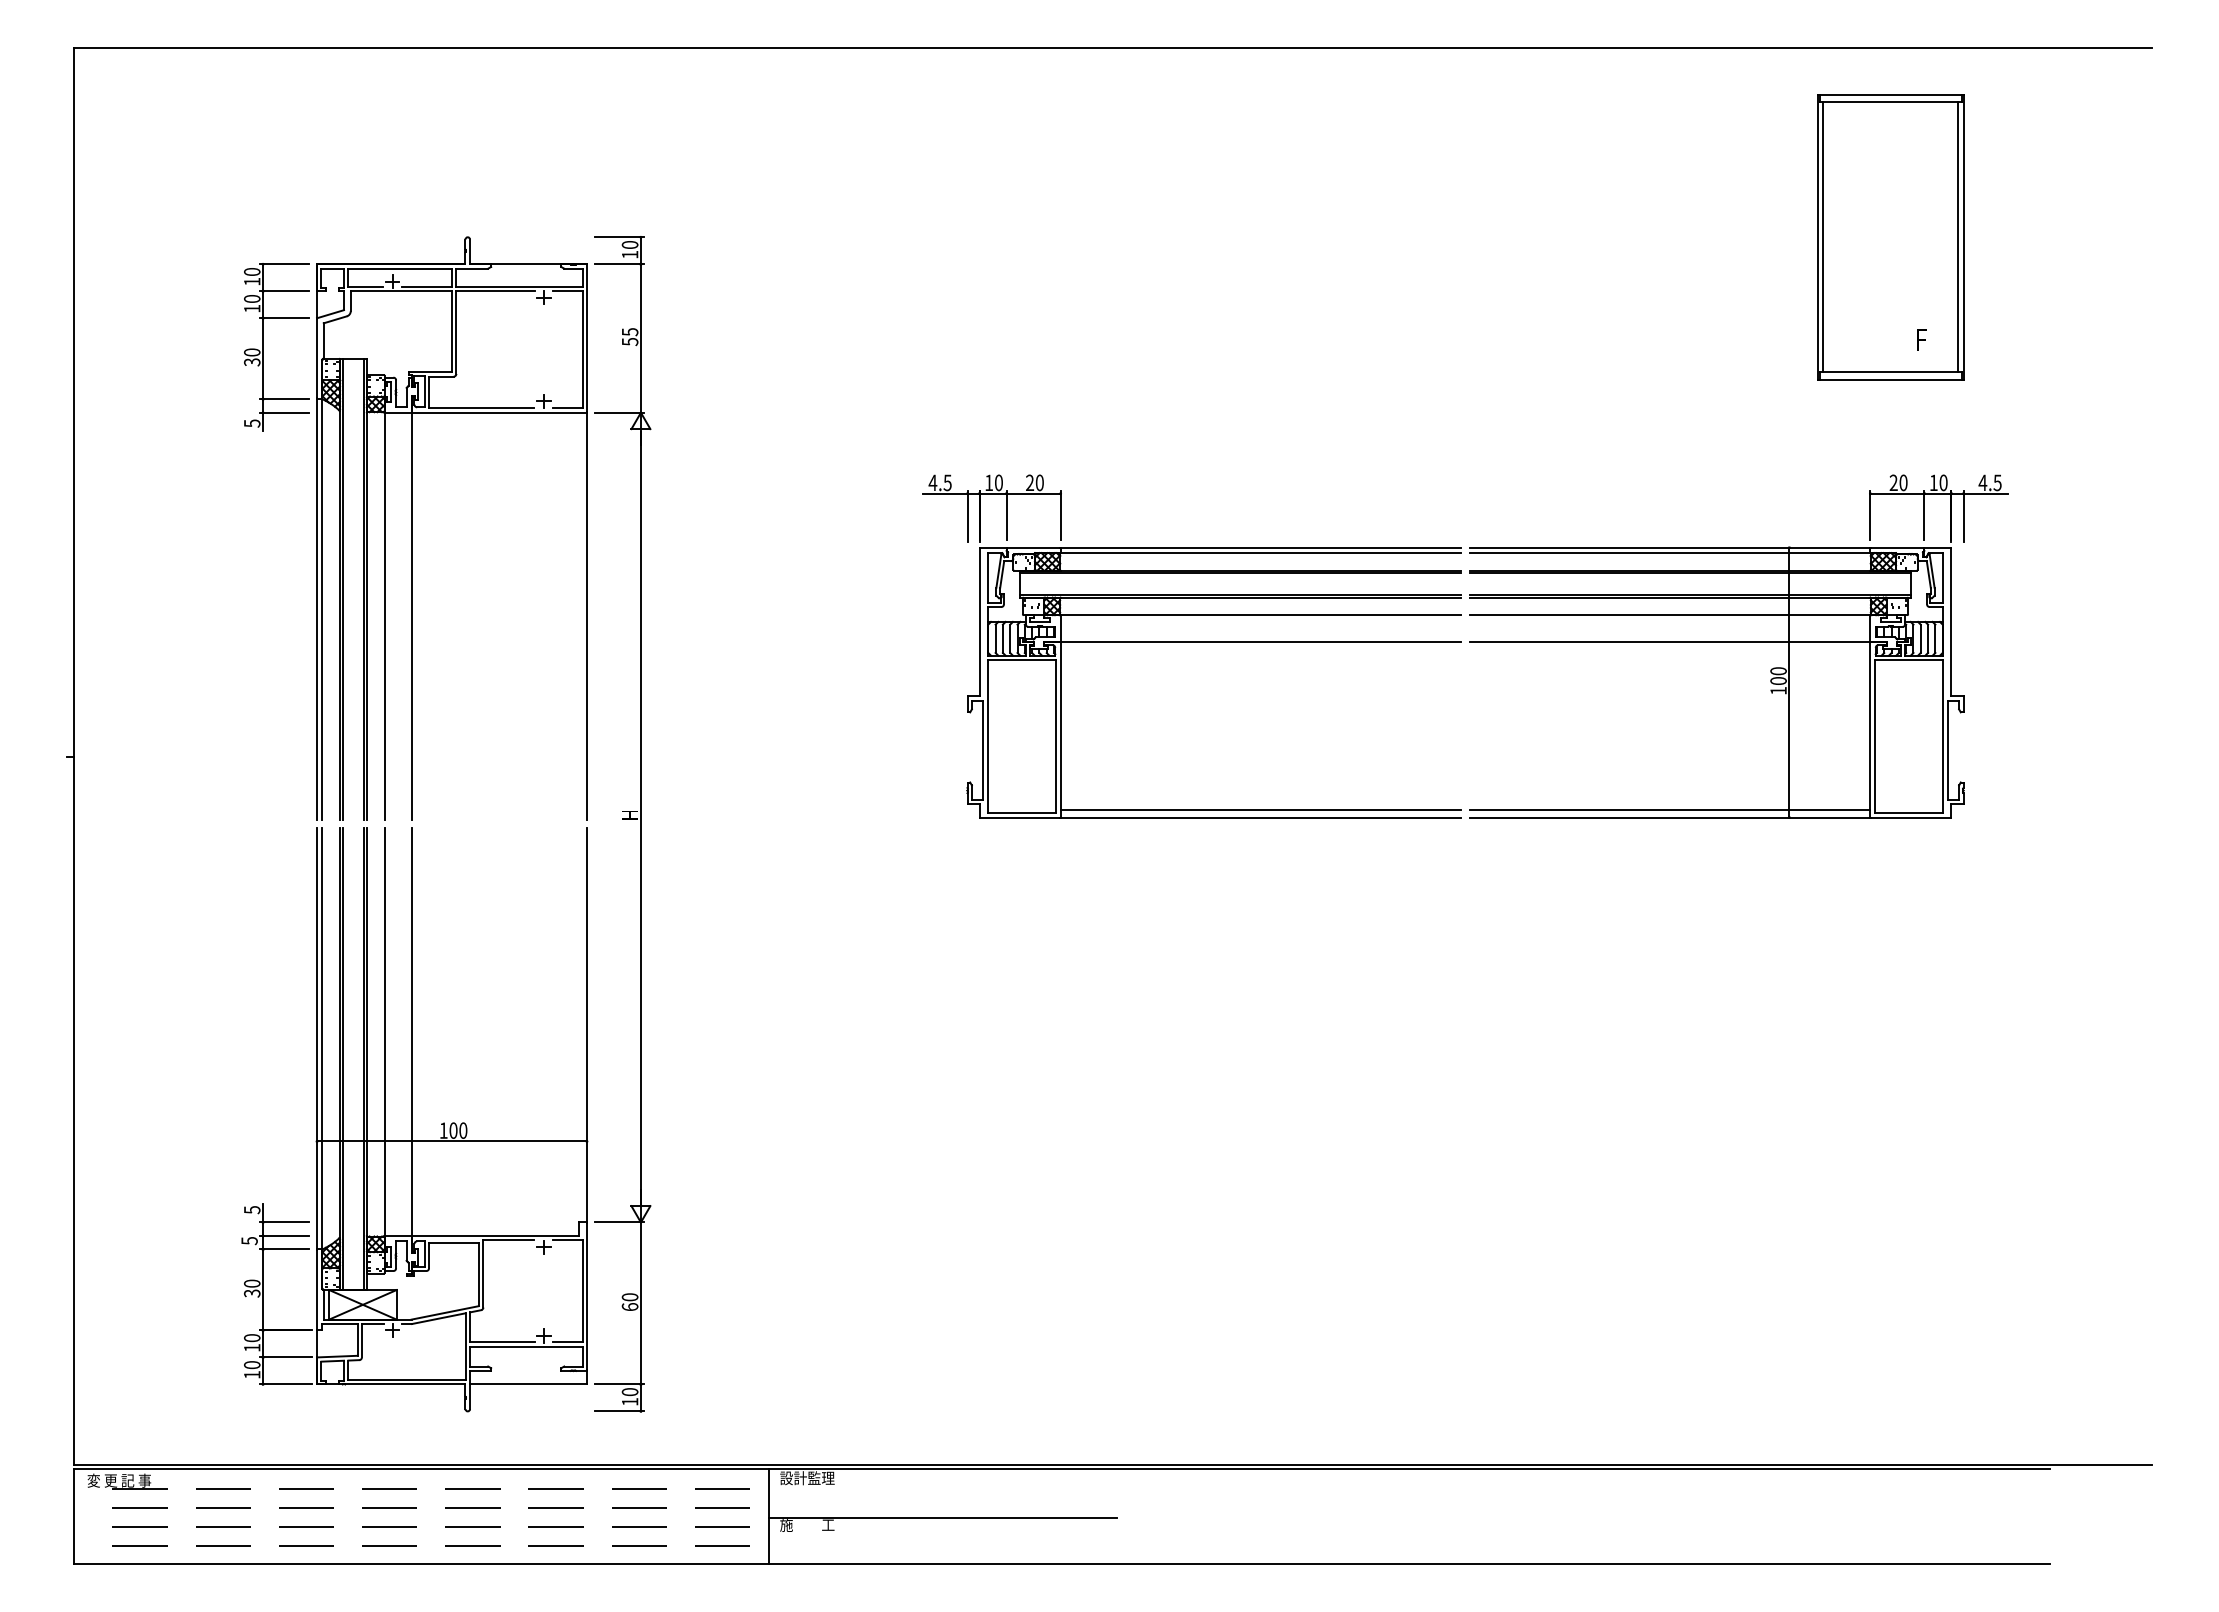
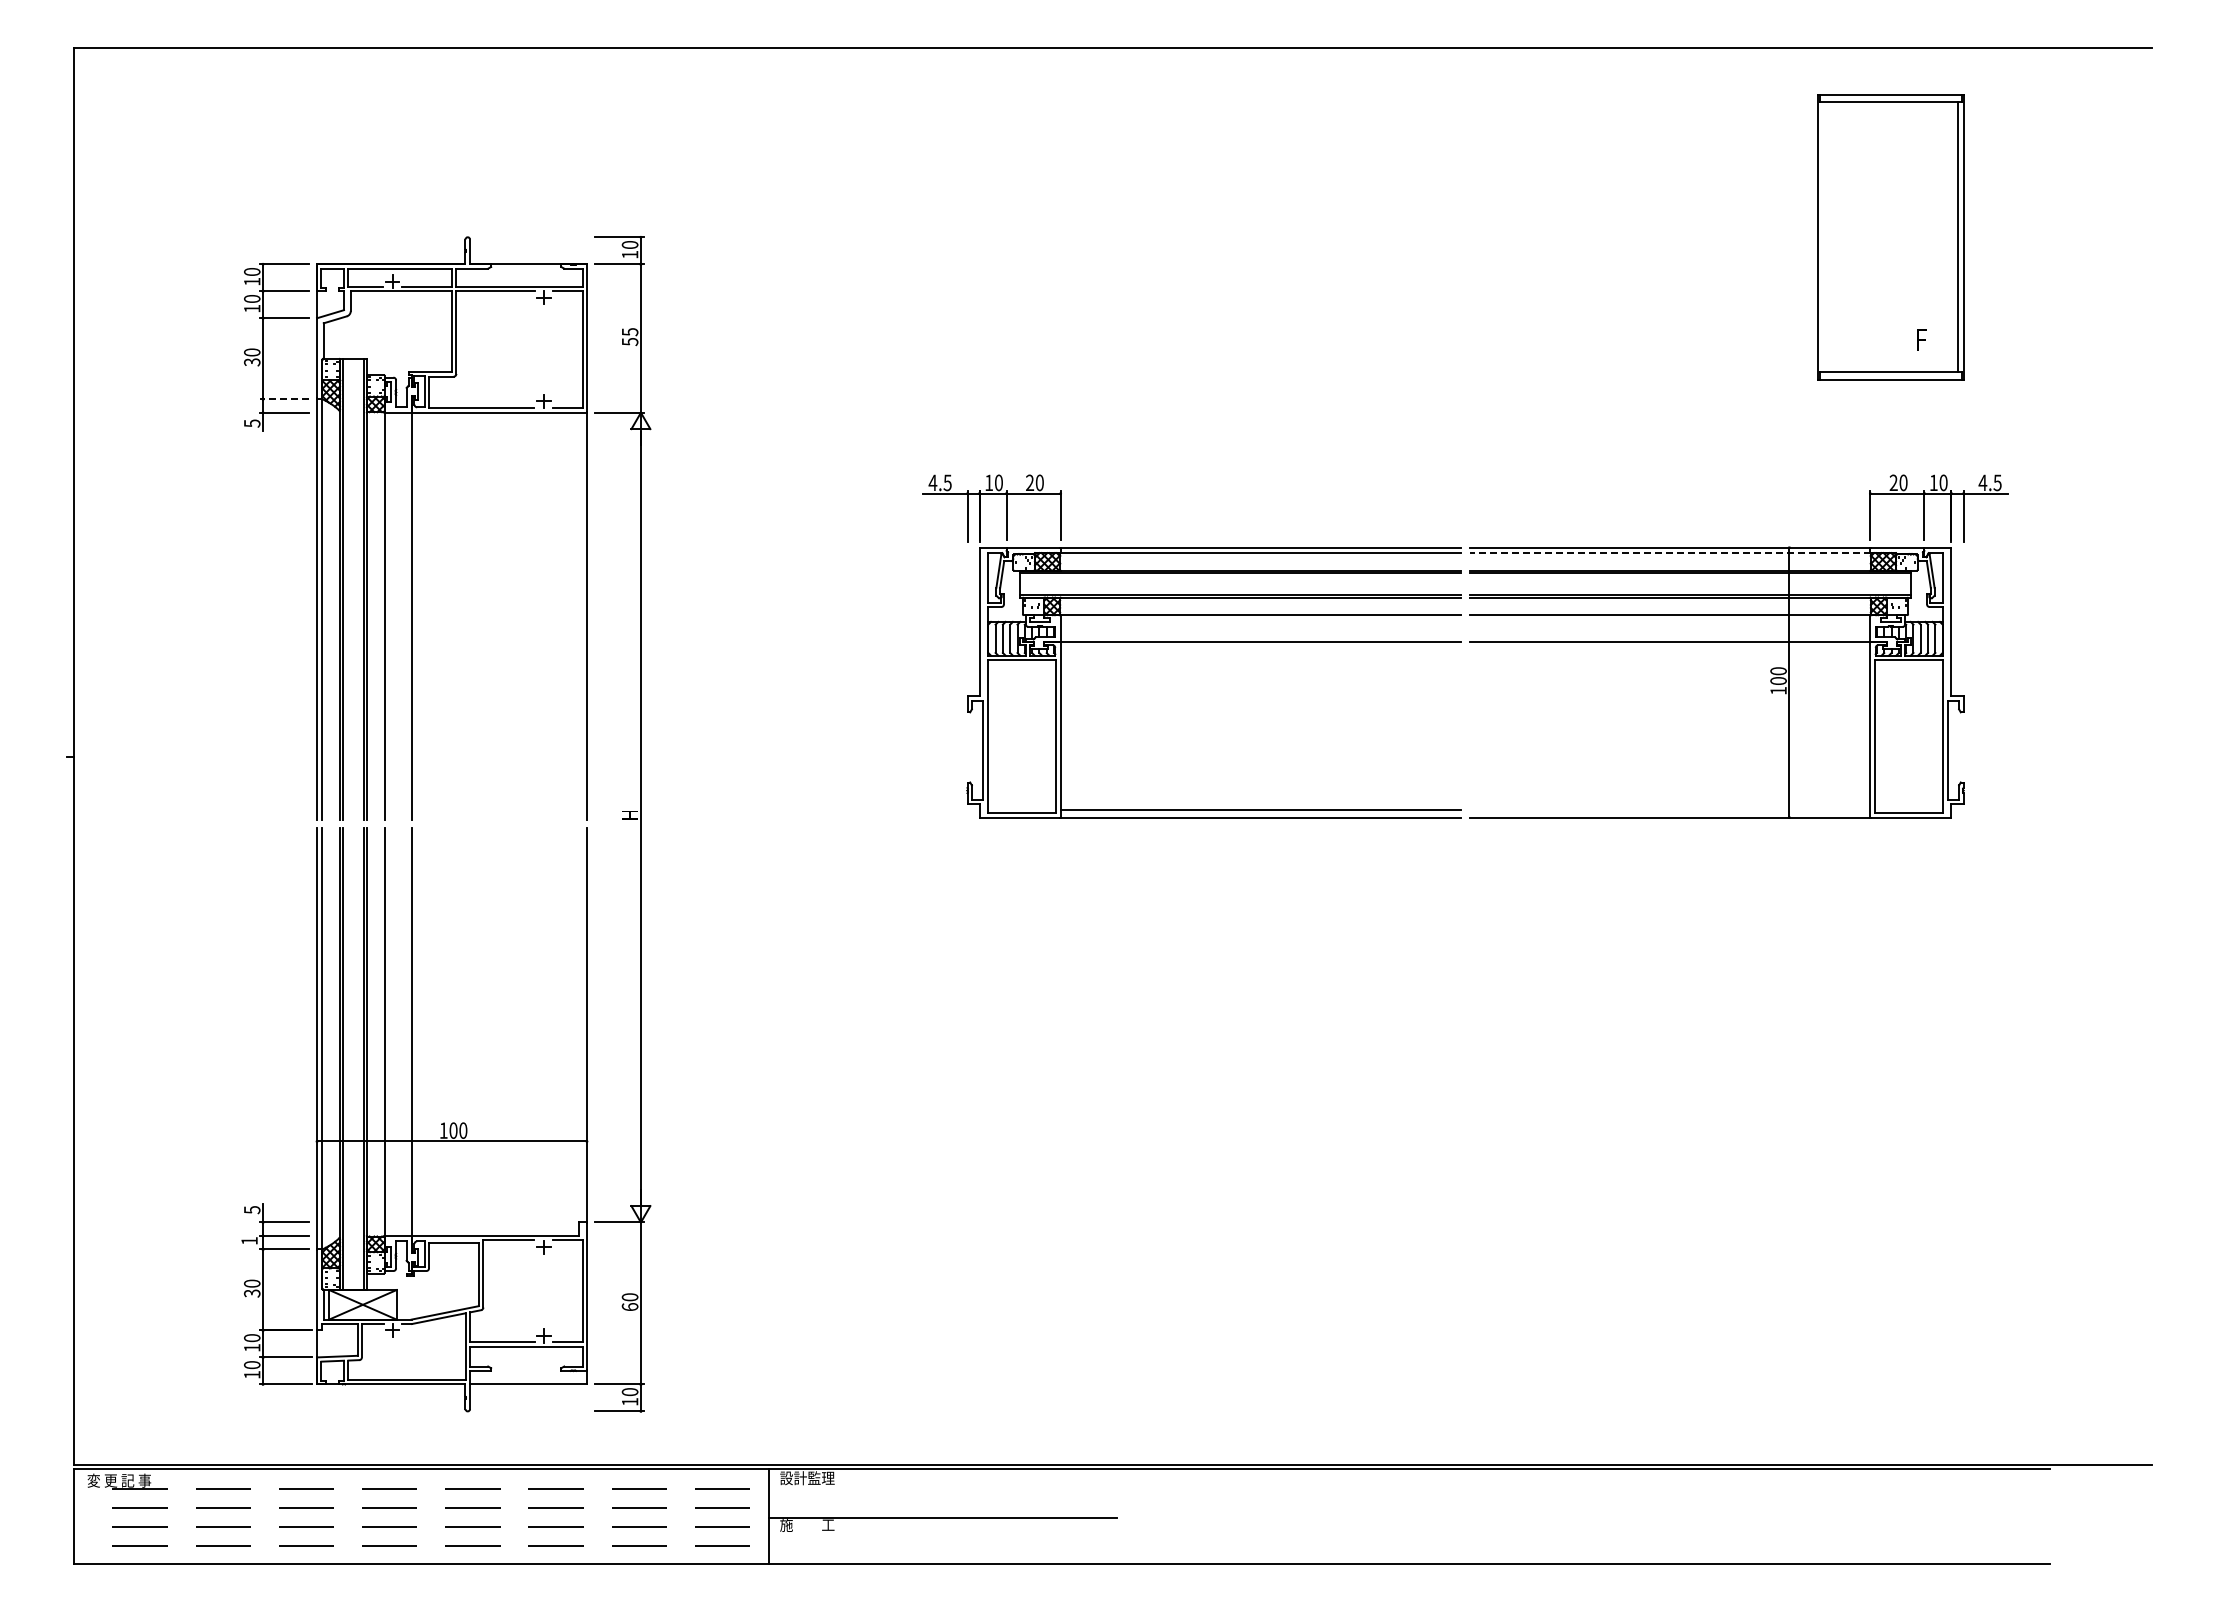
line: present -> none (1823, 237)
line: solid -> dashed (284, 399)
line: solid -> dashed (1670, 553)
line: present -> none (1669, 809)
text: 5 -> 1 (249, 1241)
